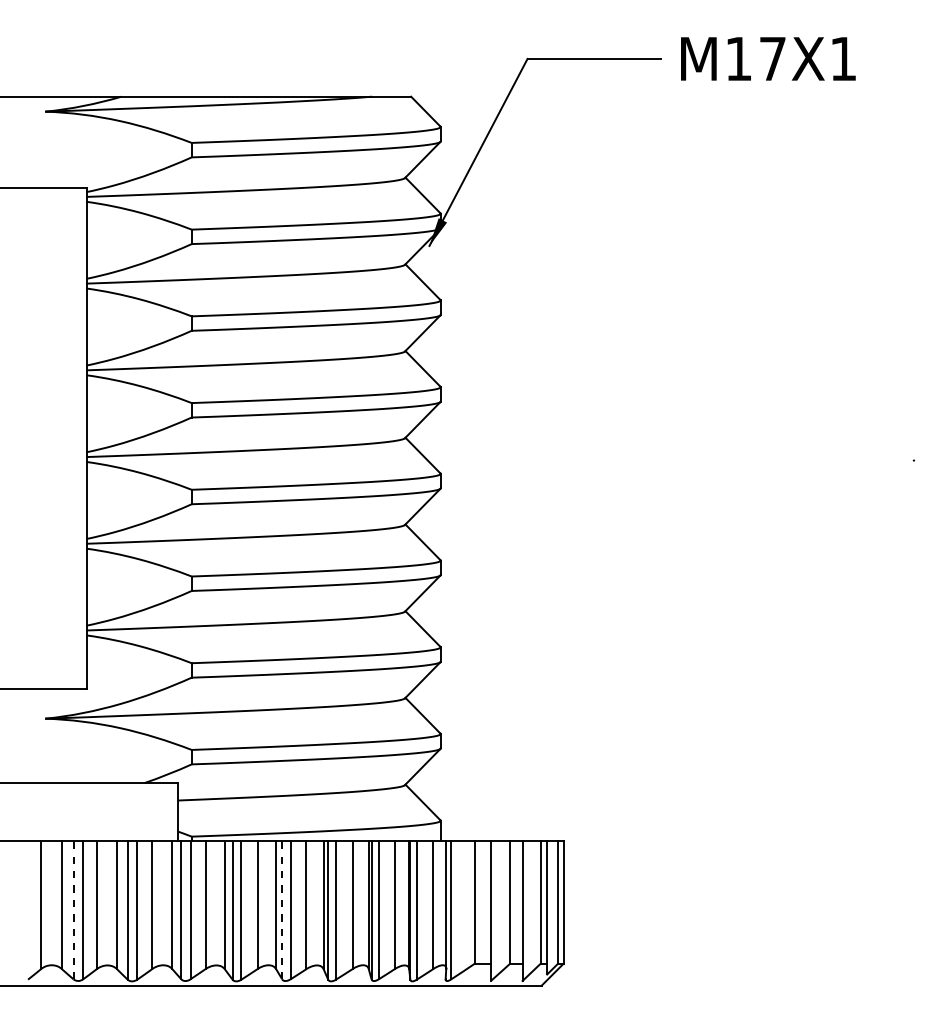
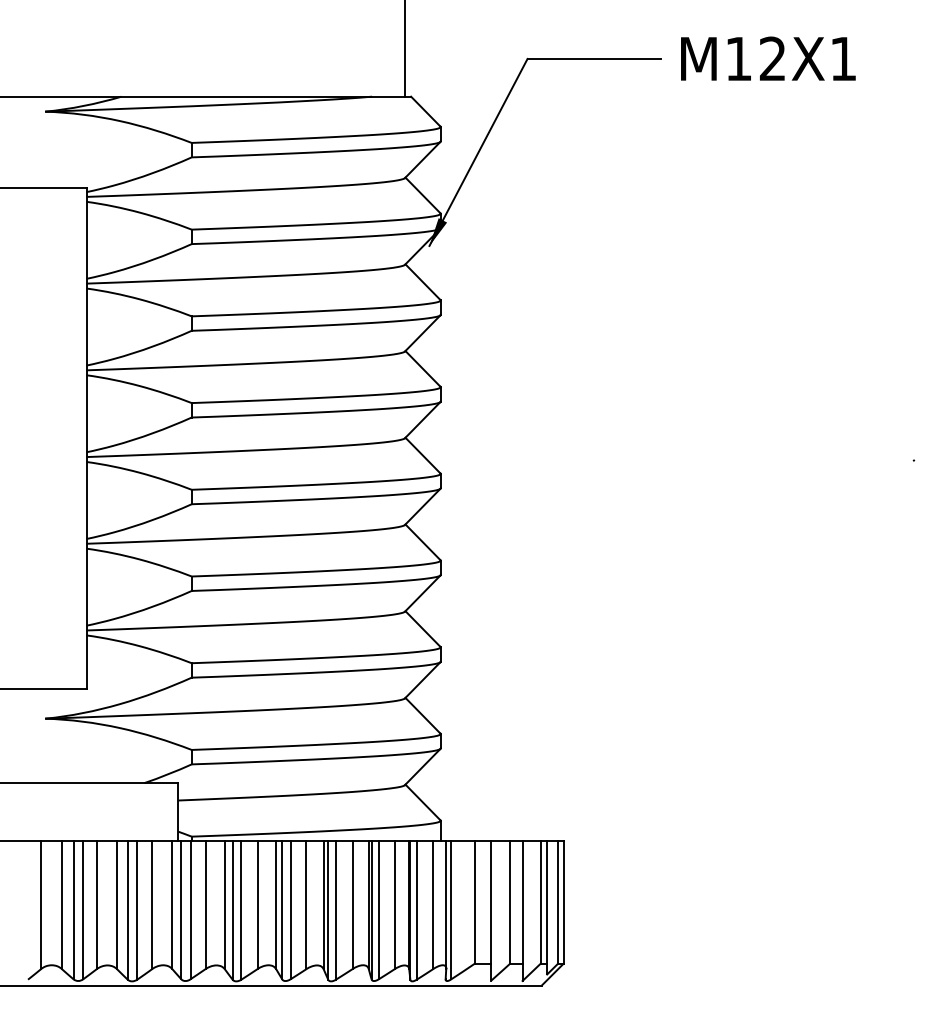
line: none -> present (404, 49)
text: M17X1 -> M12X1 (772, 58)
line: dashed -> solid (73, 909)
line: dashed -> solid (282, 909)
